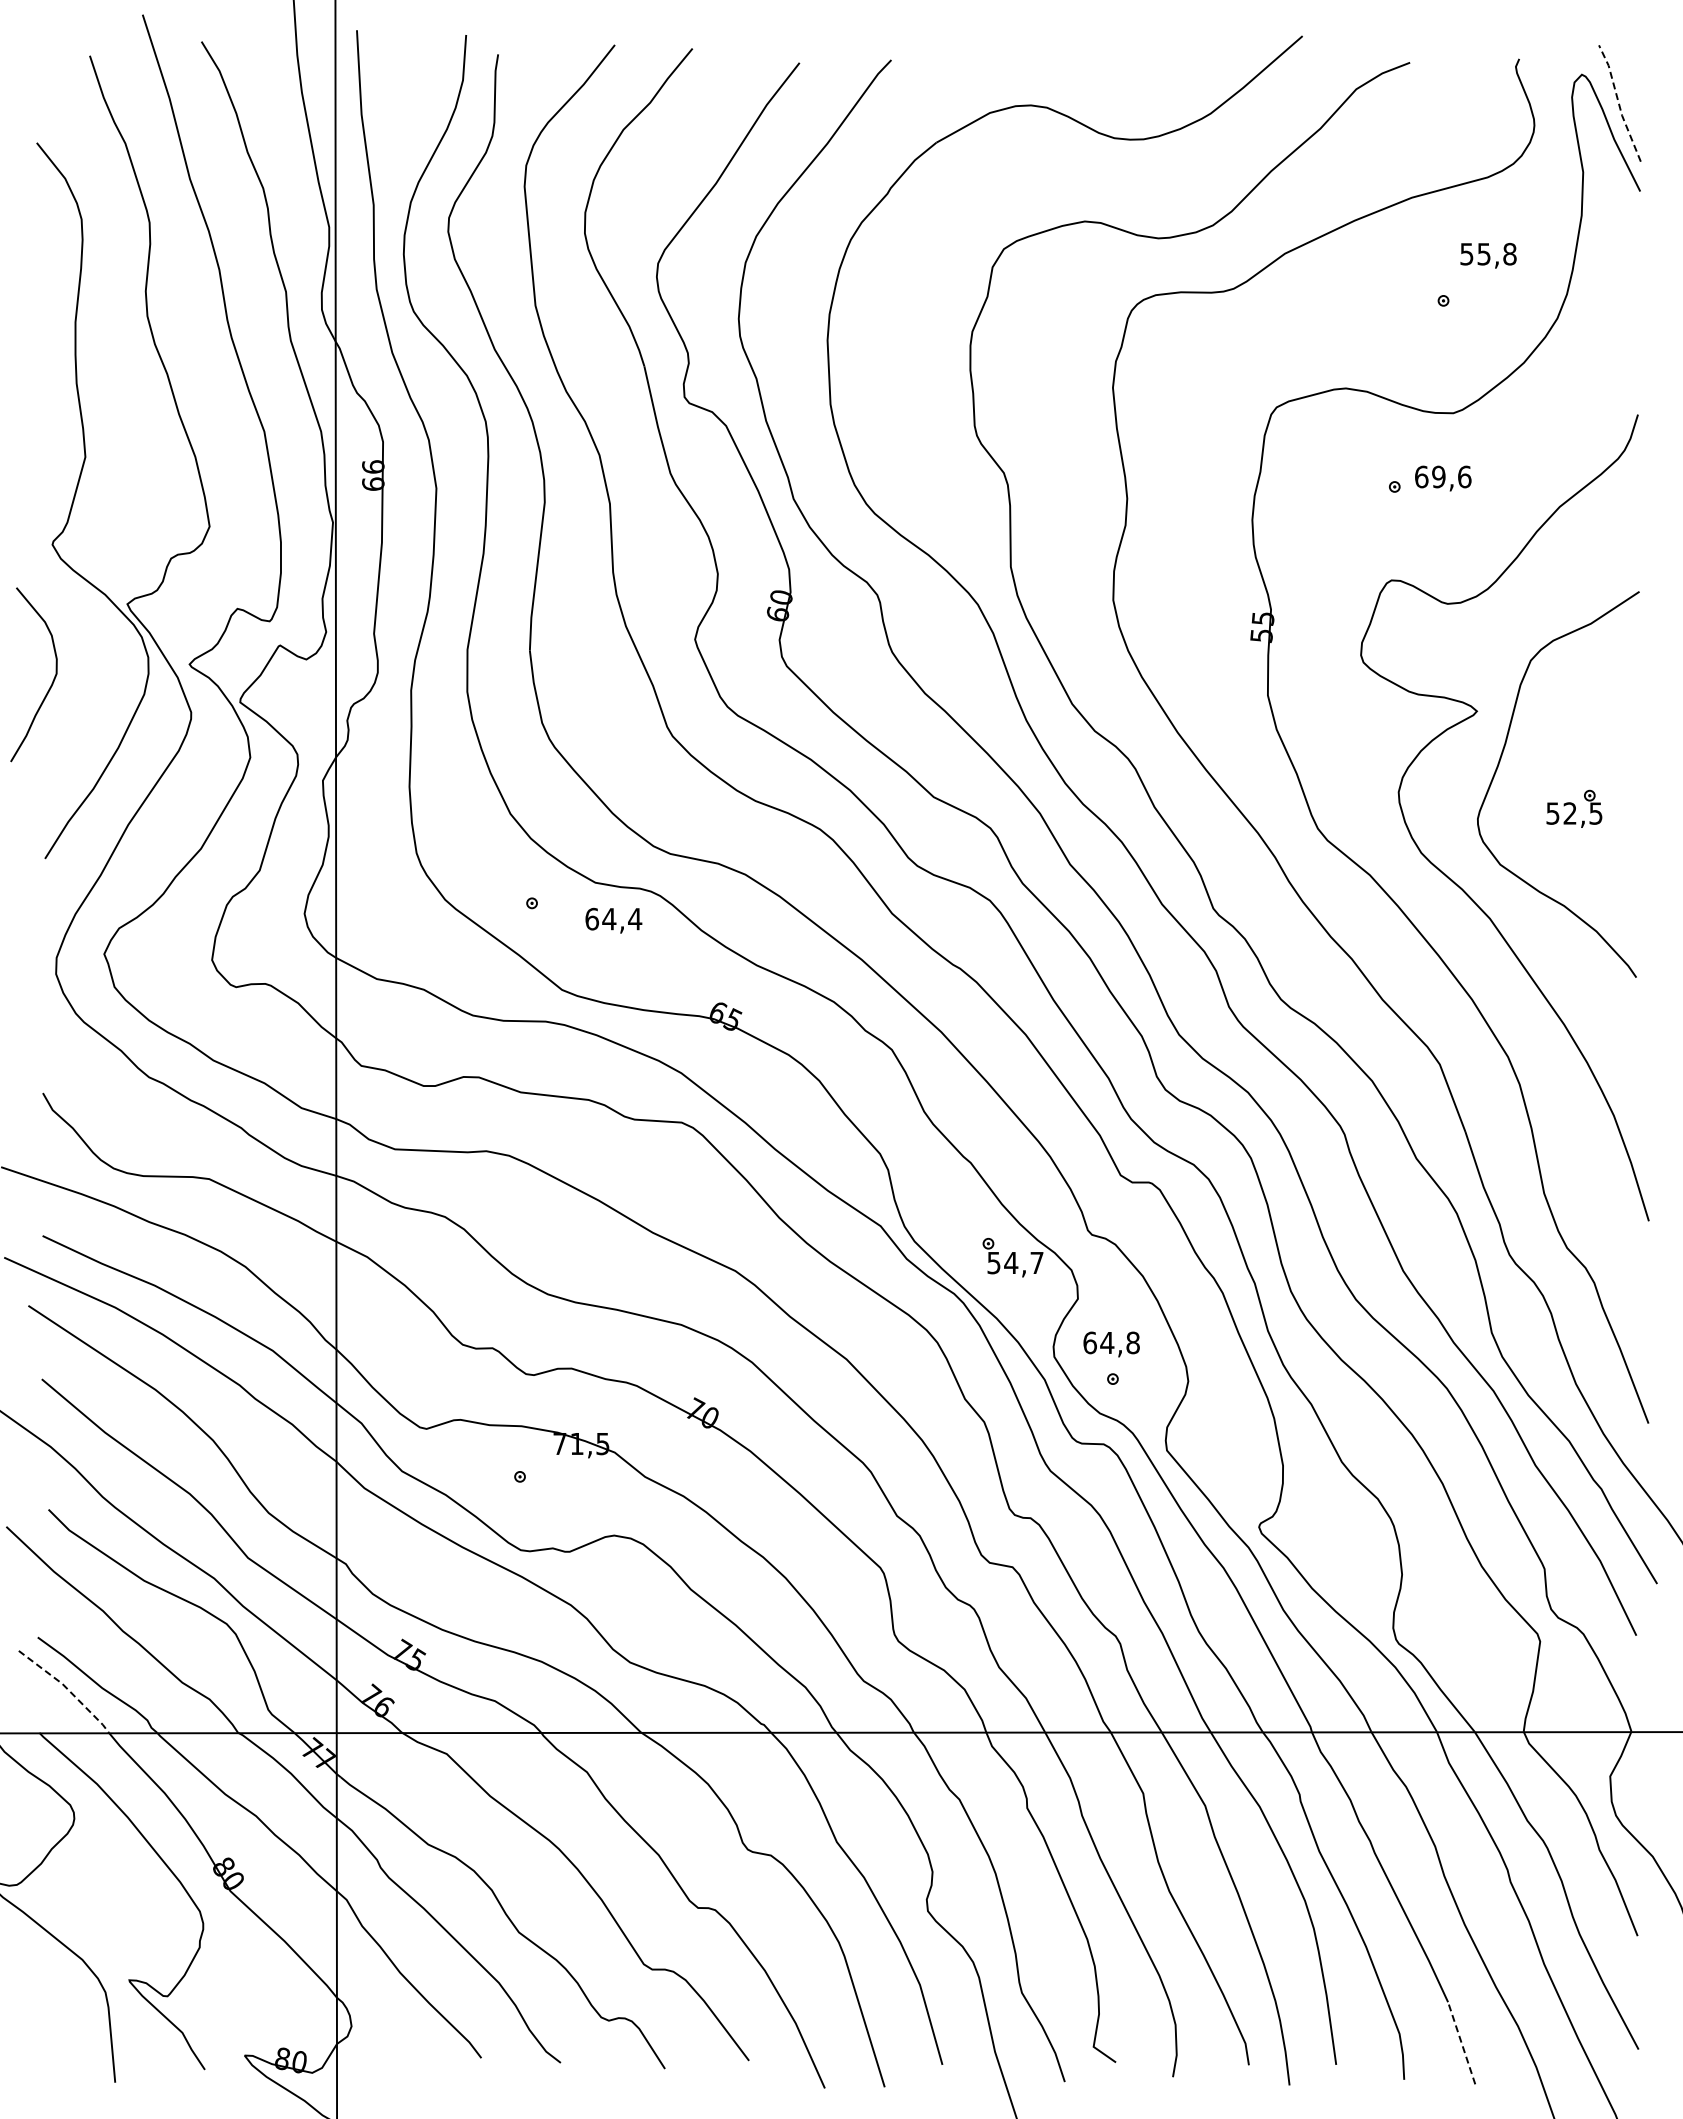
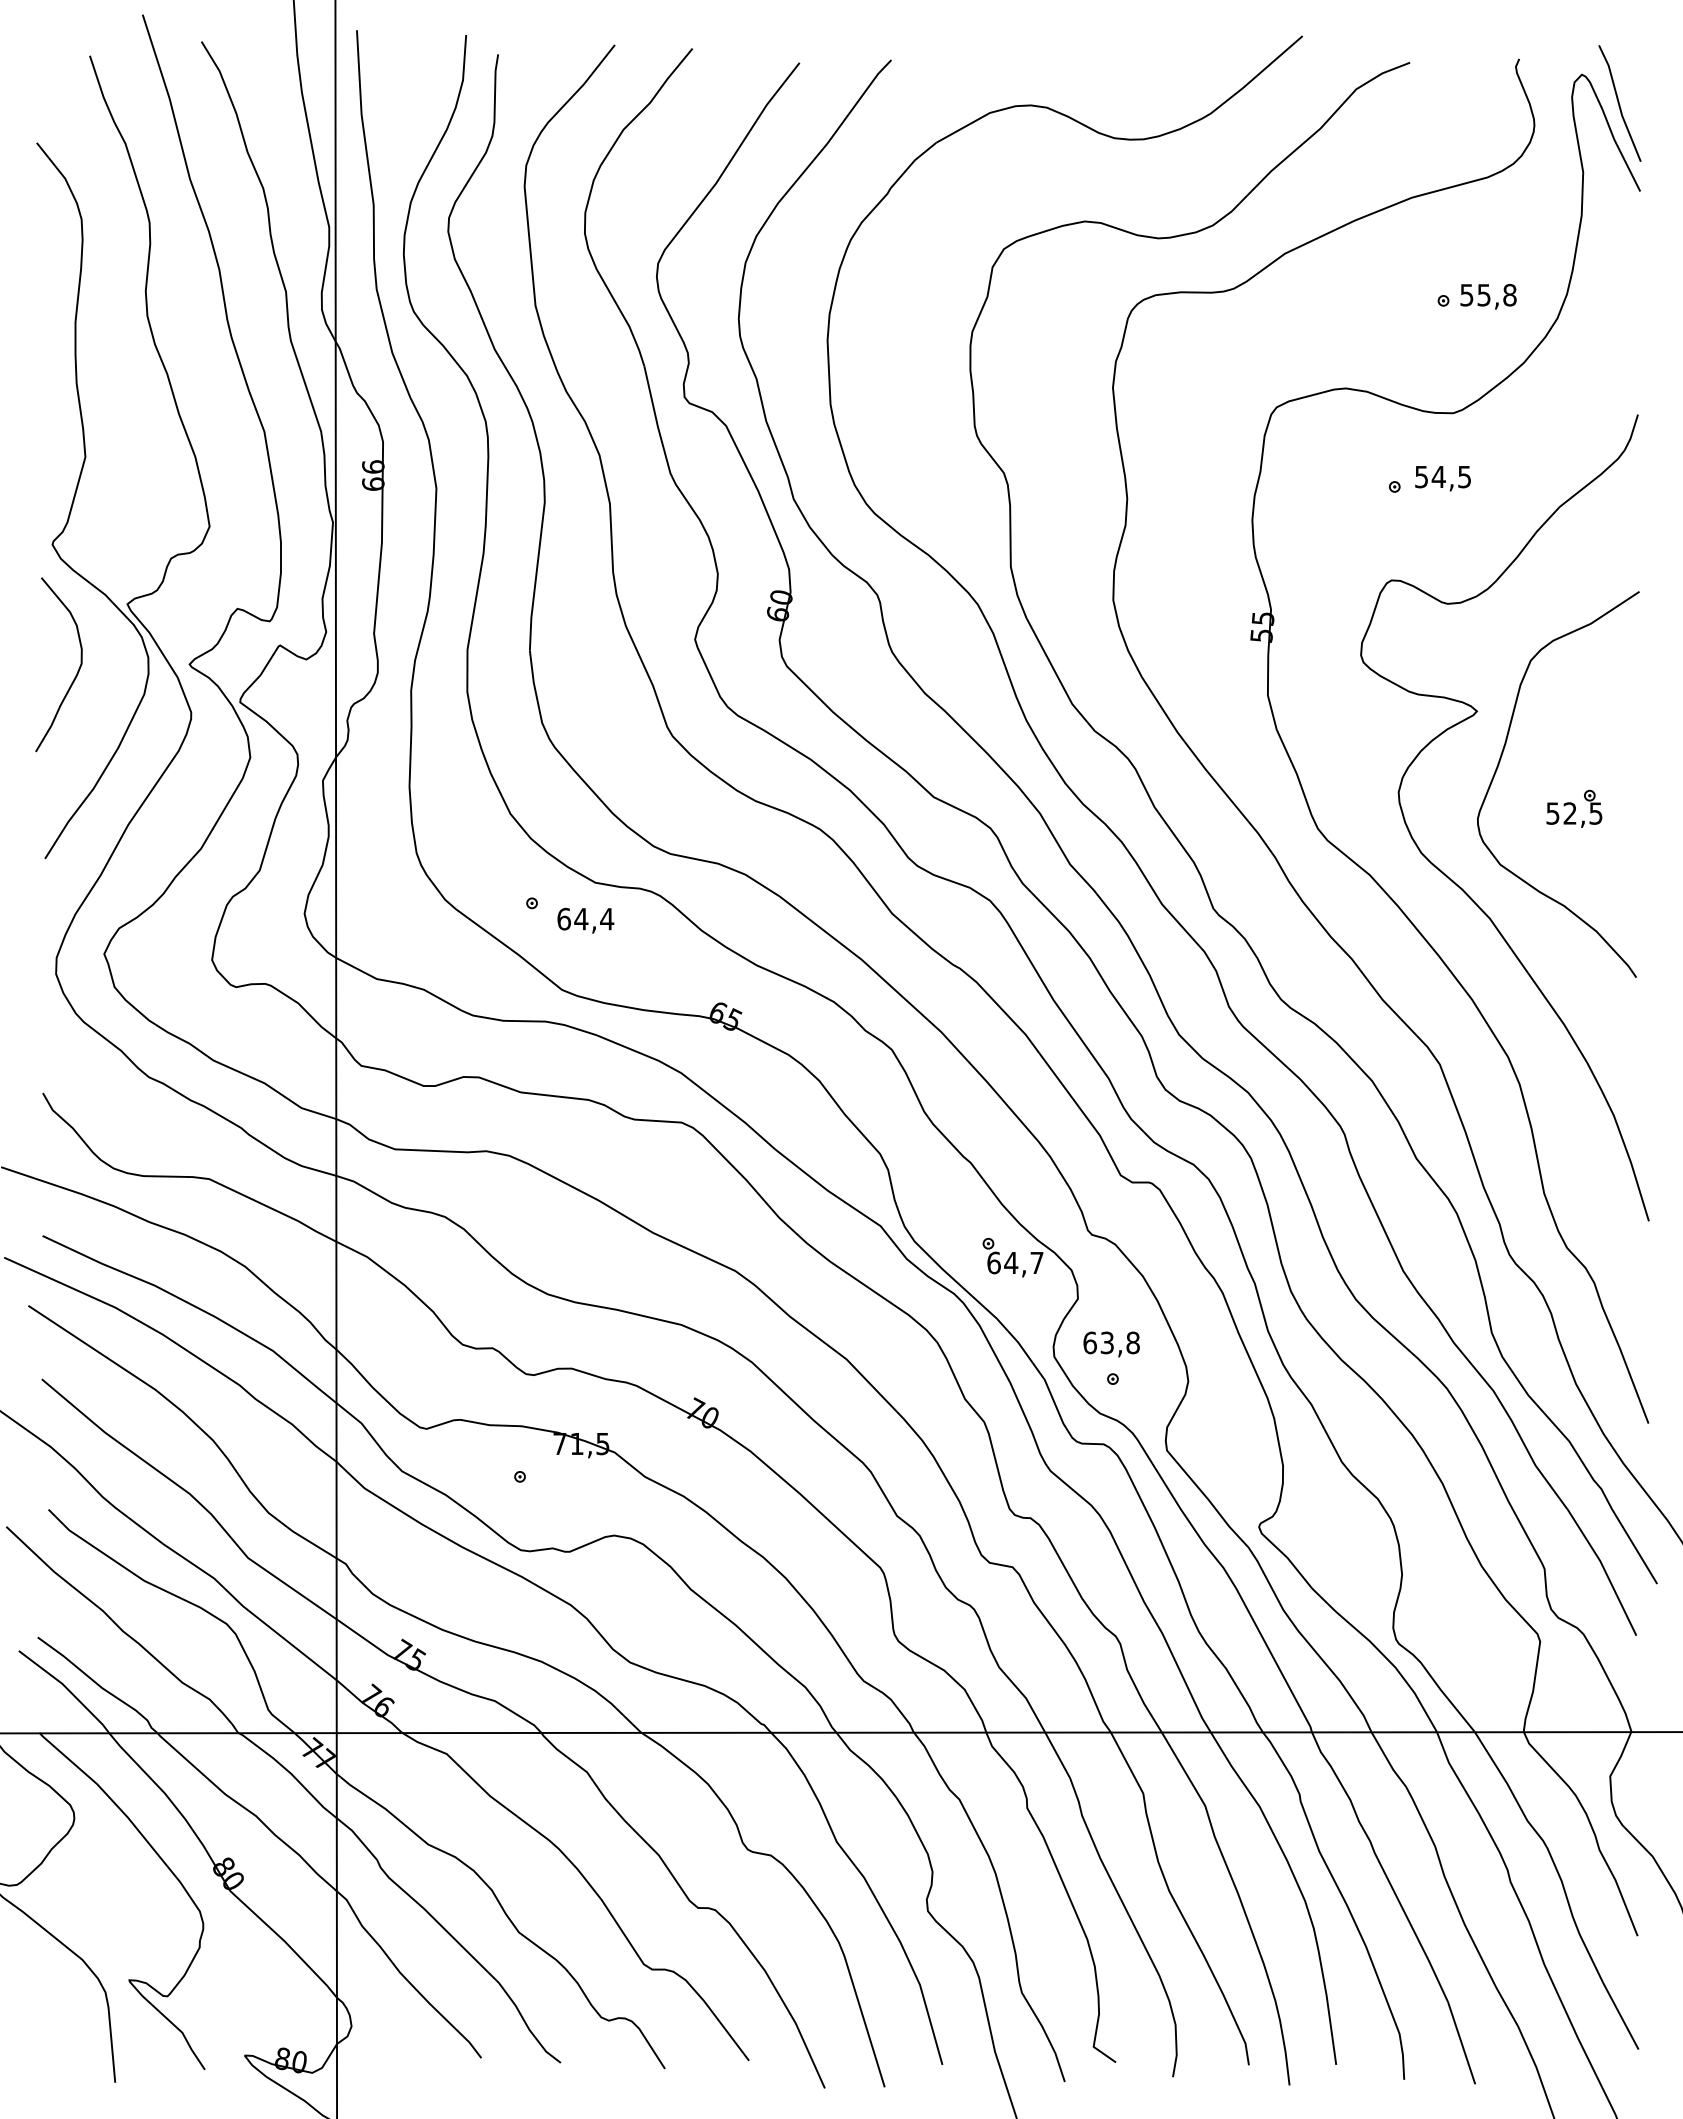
line: dashed -> solid (1618, 103)
text position: (1488, 255) -> (1488, 296) (1488, 296)
text: 69,6 -> 54,5 (1443, 476)
curve position: (52, 680) -> (77, 670) (77, 670)
text position: (613, 920) -> (585, 920) (585, 920)
text: 54,7 -> 64,7 (993, 1262)
text: 64,8 -> 63,8 (1107, 1342)
line: dashed -> solid (67, 1688)
line: dashed -> solid (1461, 2042)
